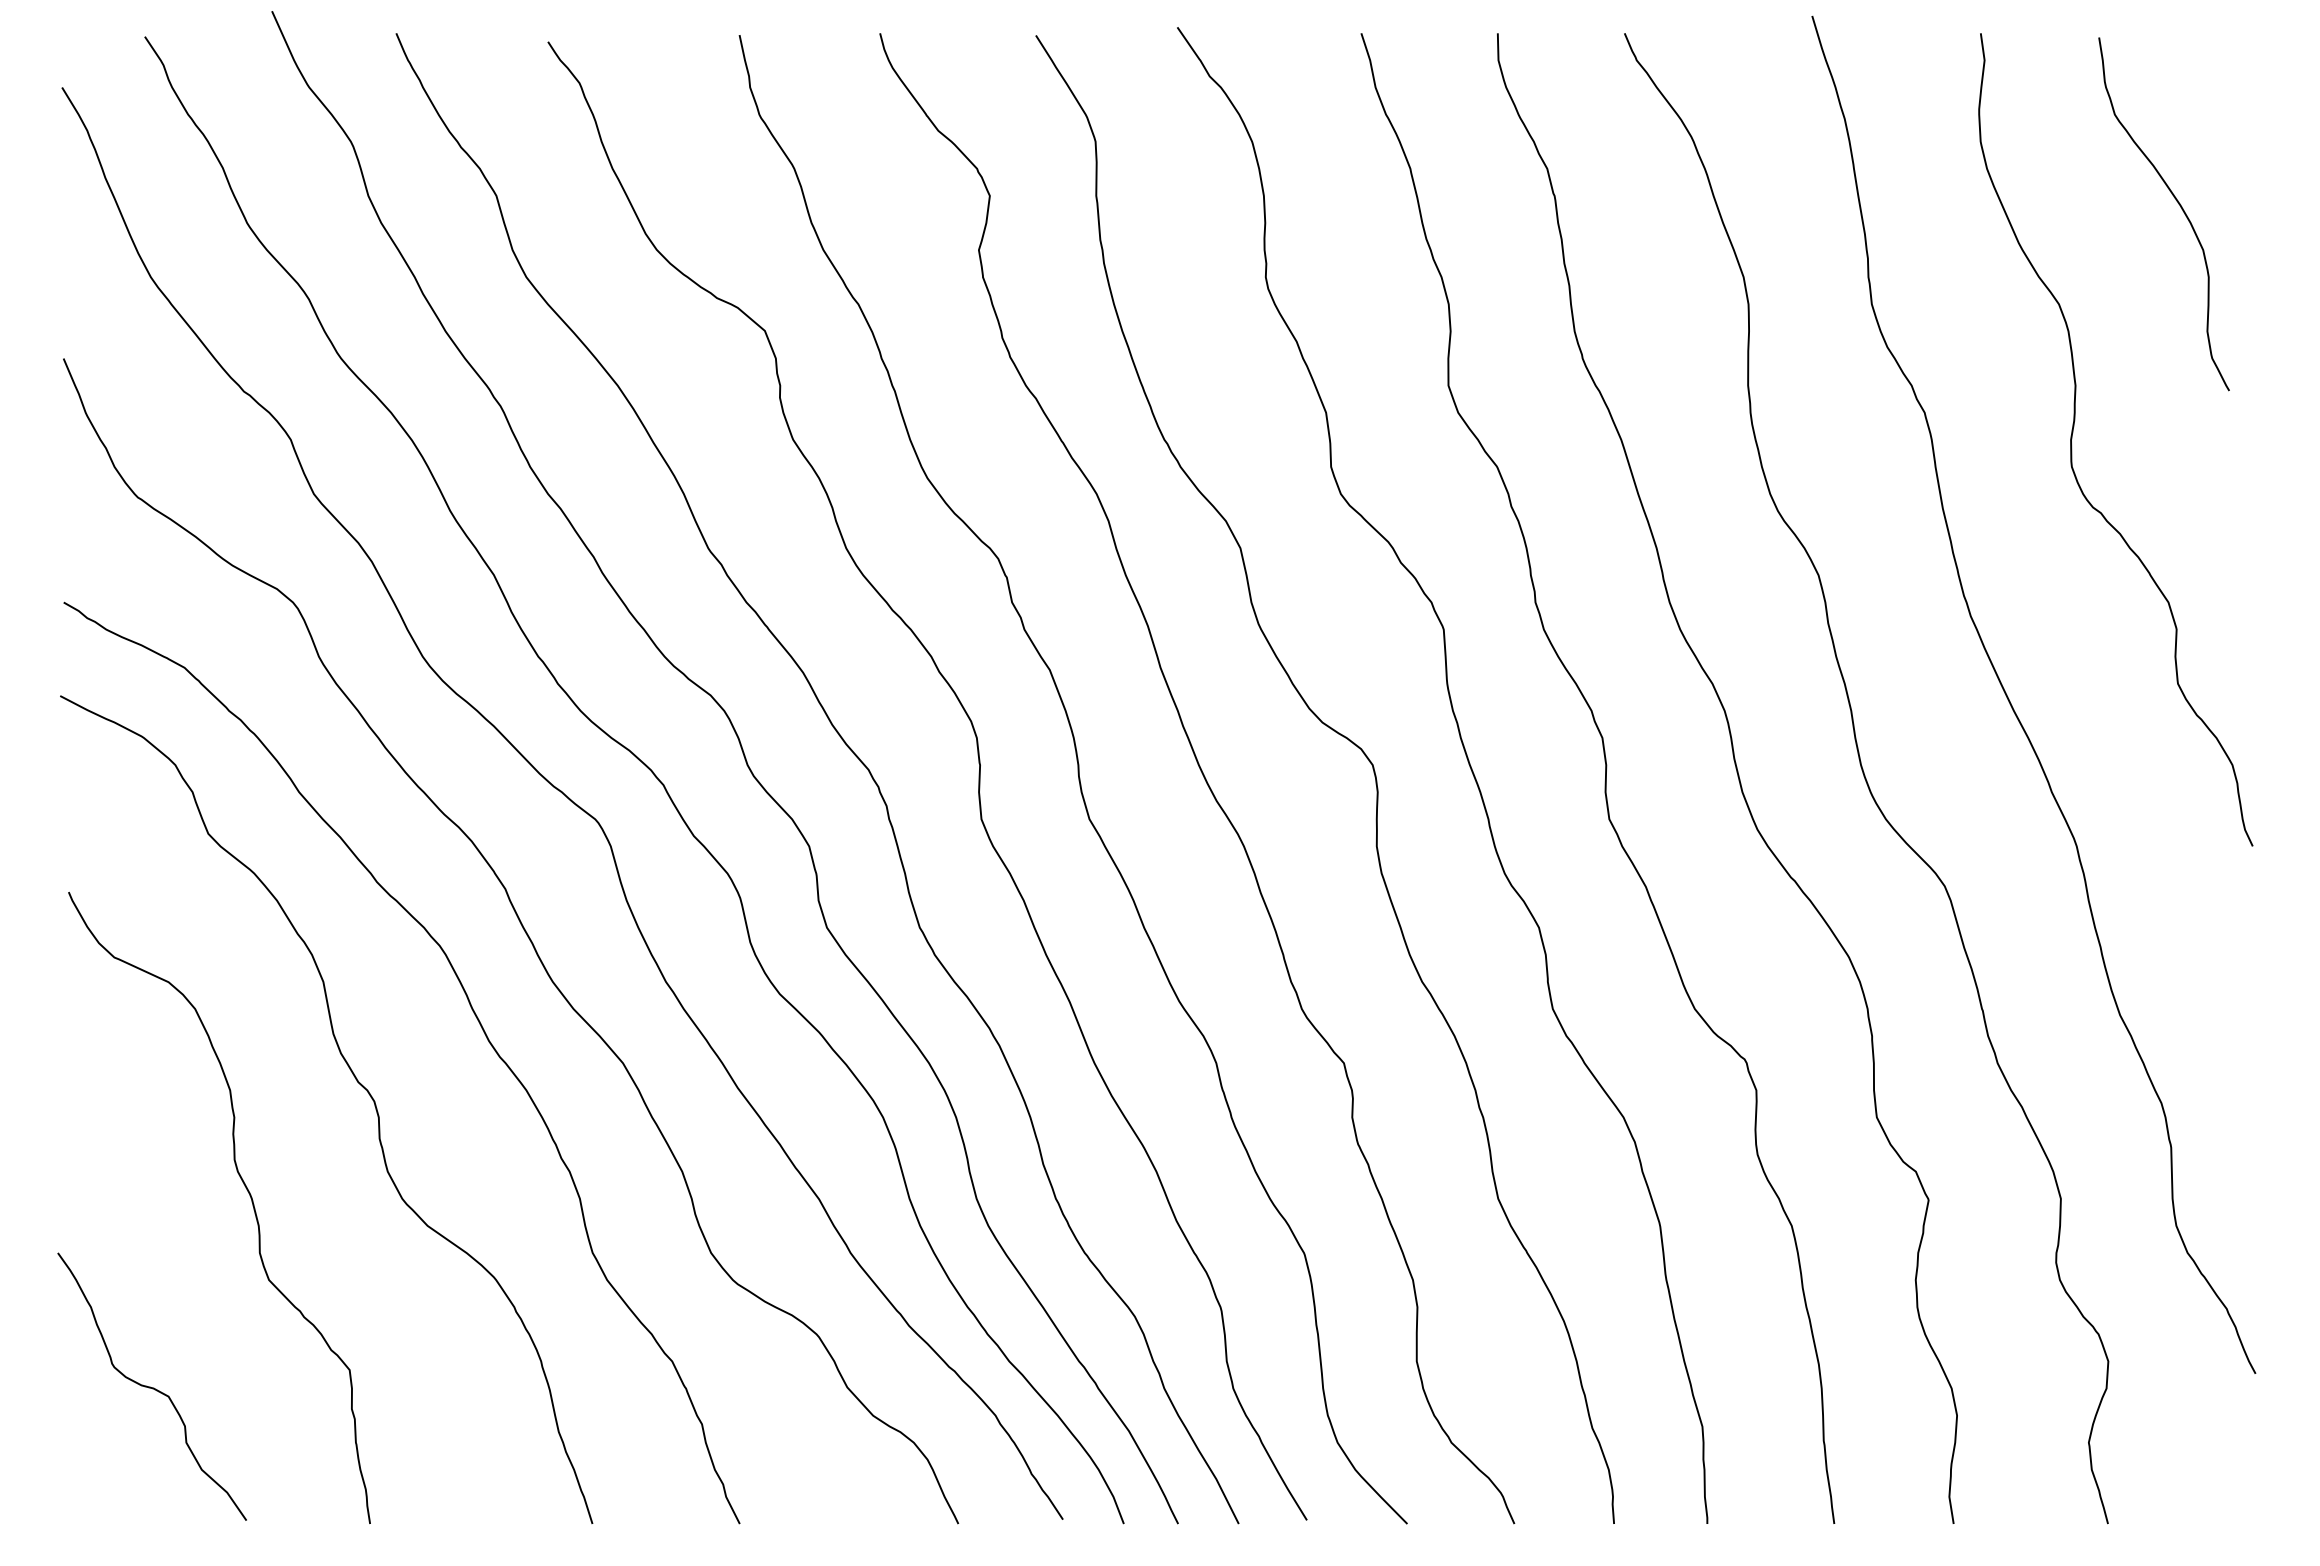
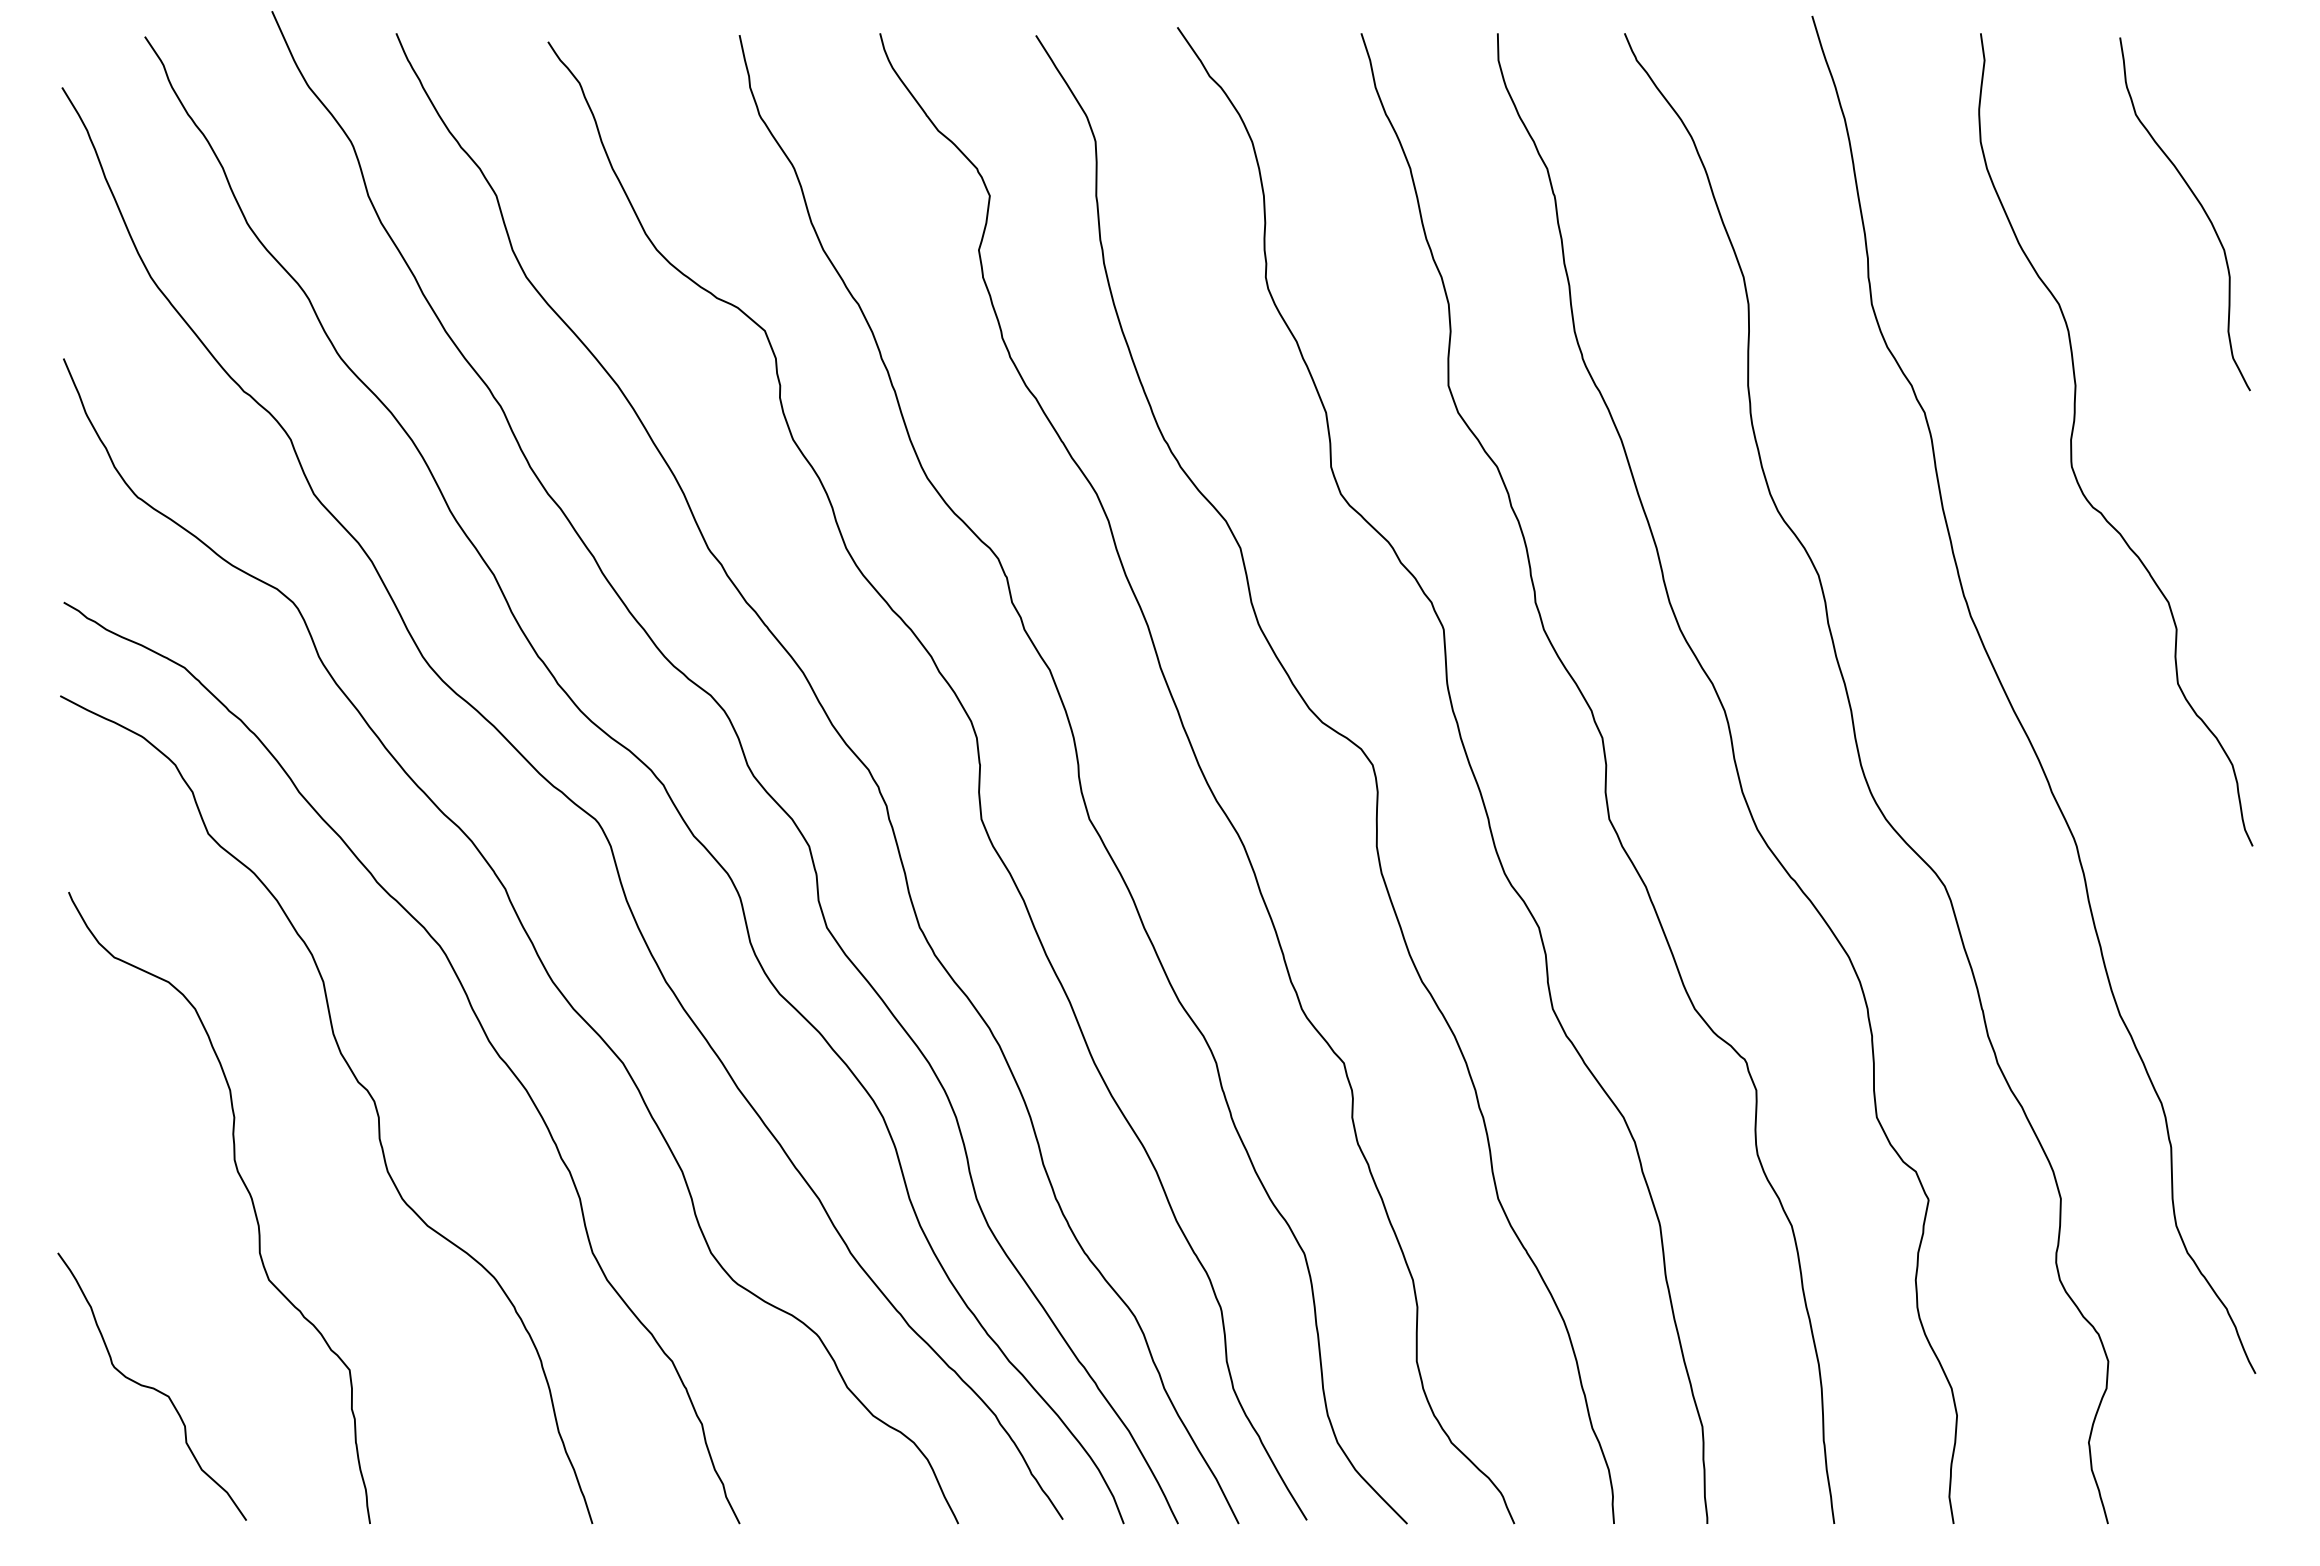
curve position: (2178, 204) -> (2199, 204) (2199, 204)
